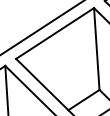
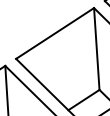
line: present -> none (41, 27)
